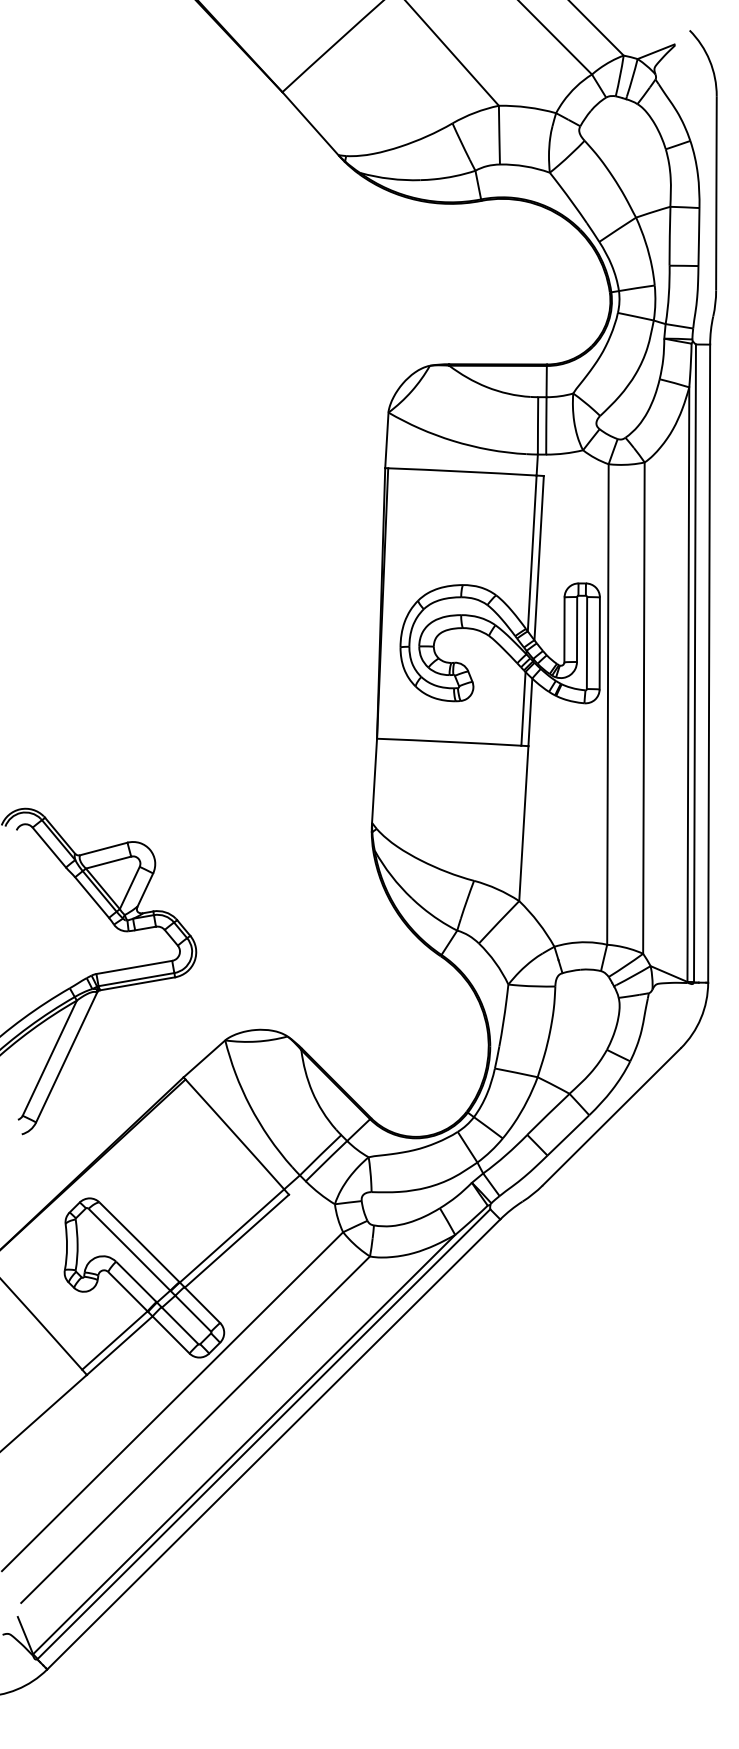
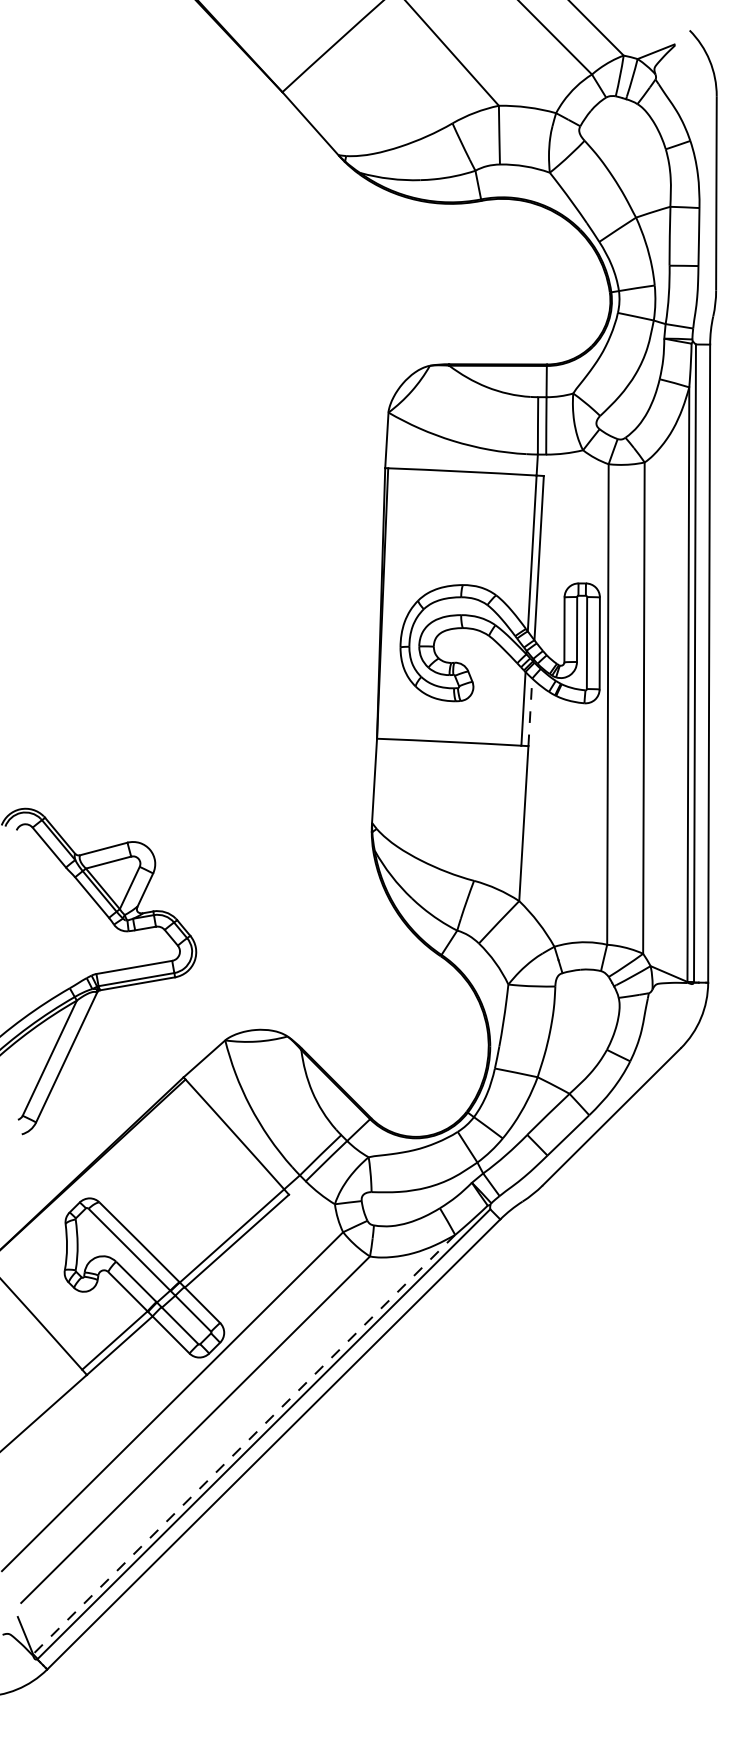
line: solid -> dashed (530, 712)
line: solid -> dashed (243, 1444)
